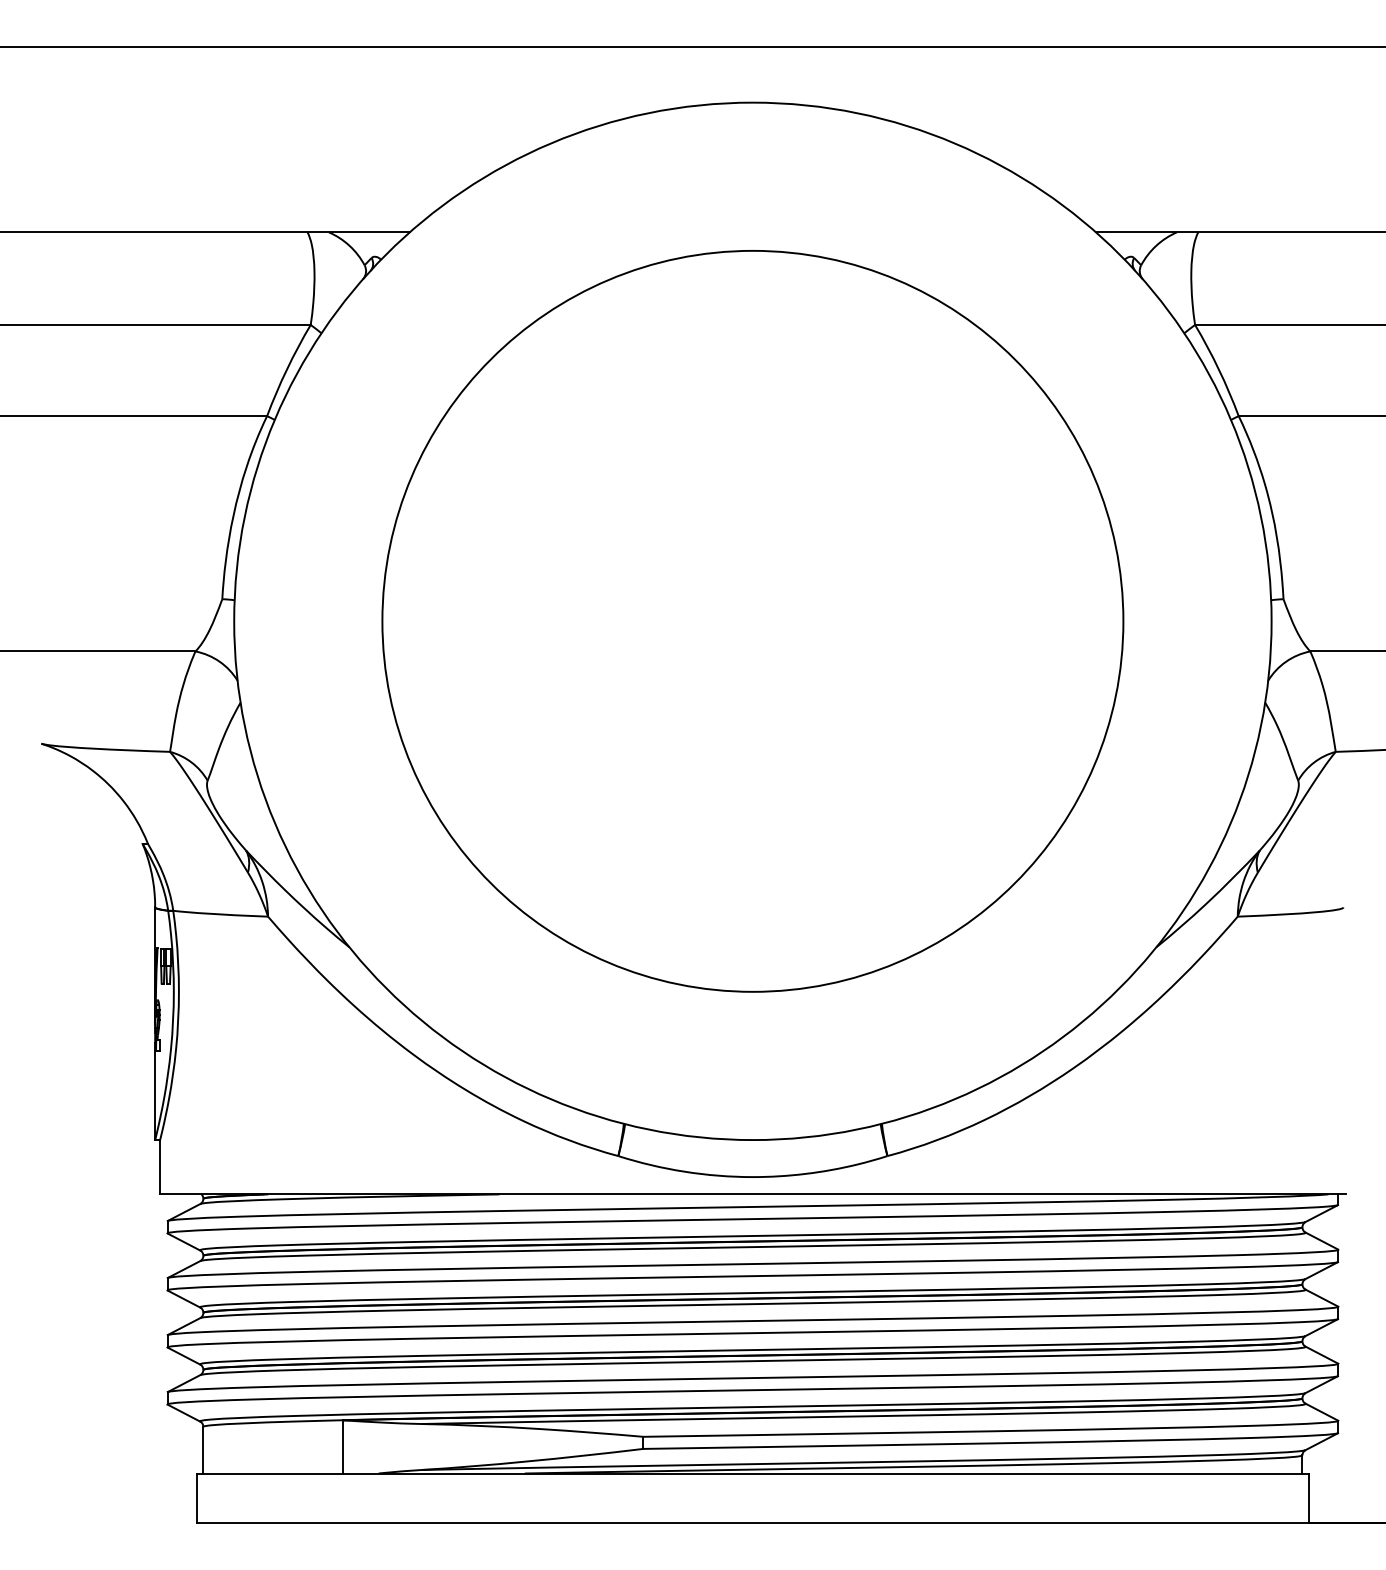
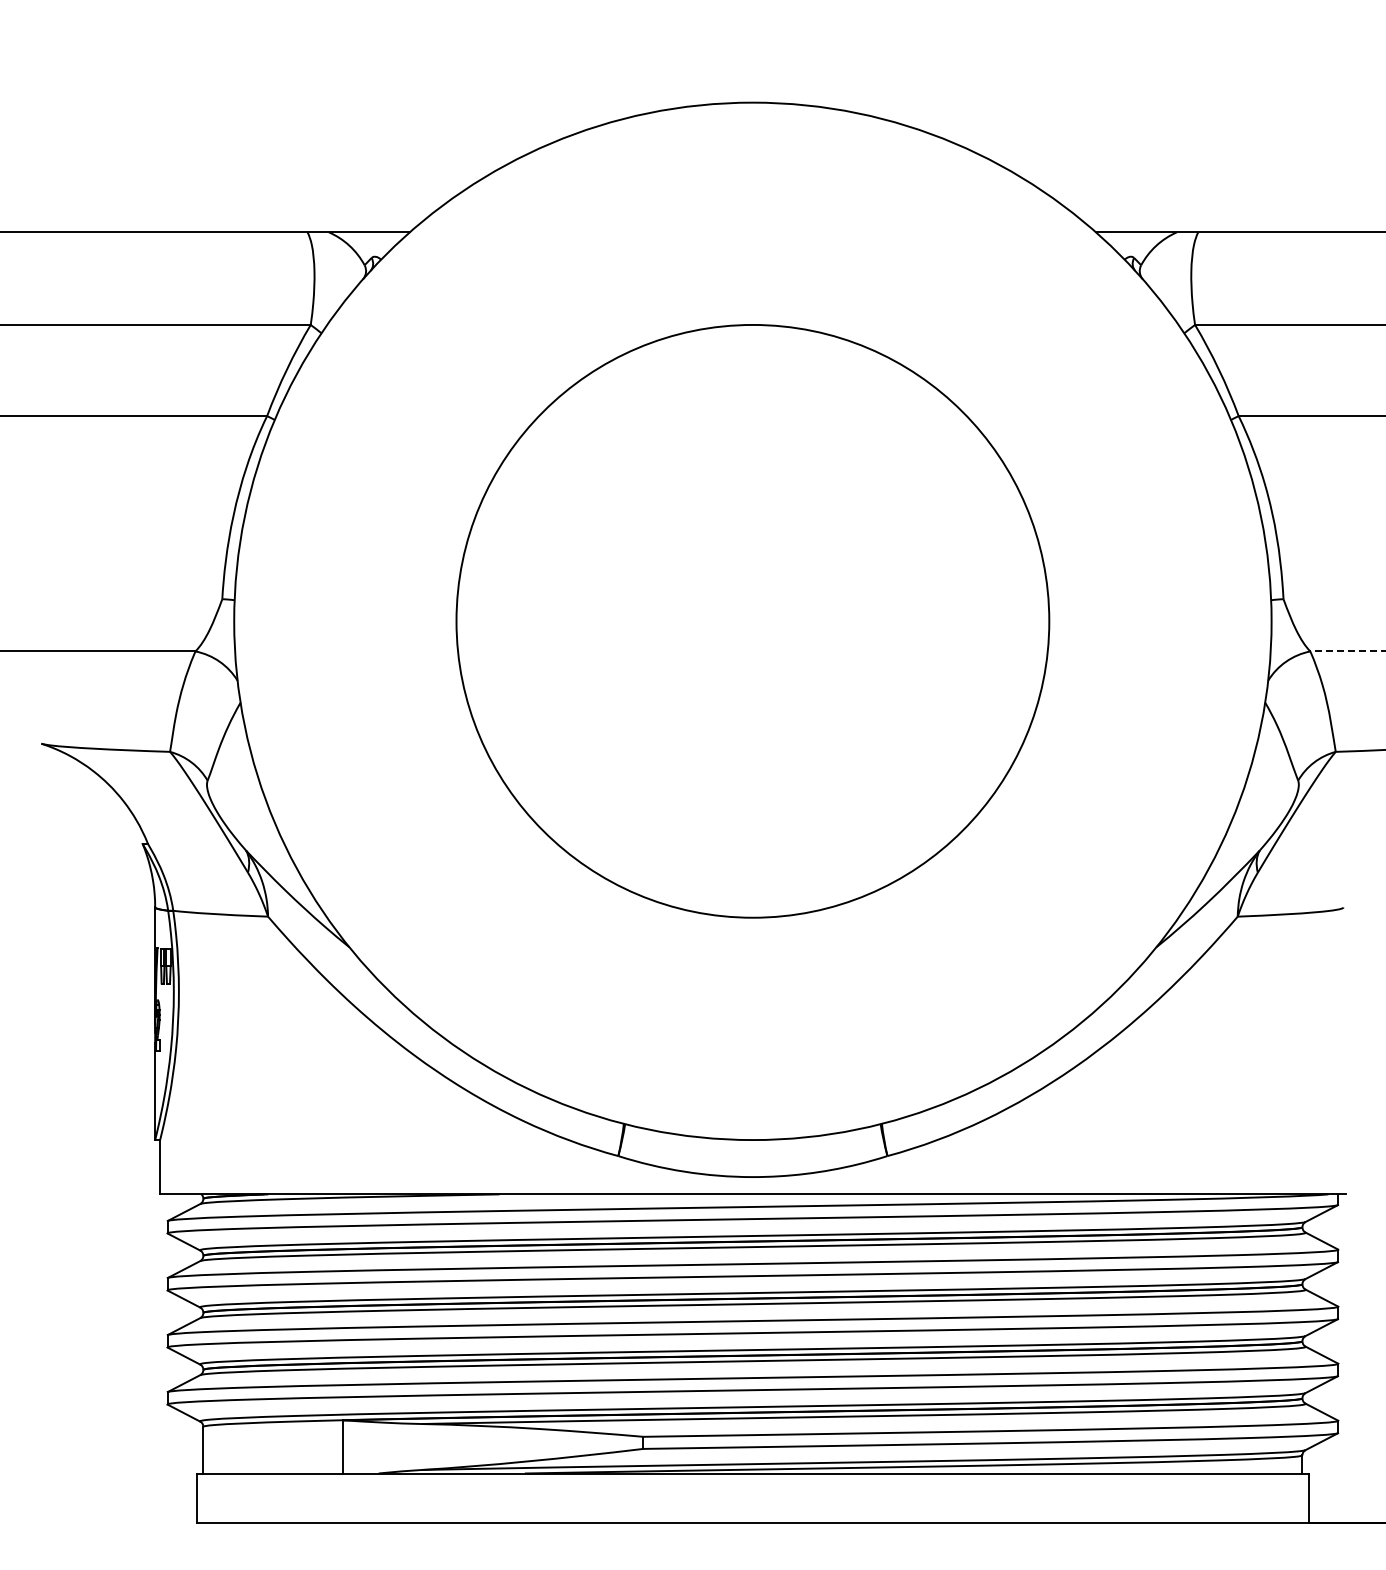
line: present -> none (692, 47)
circle diameter: 741 px -> 593 px (752, 620)
line: solid -> dashed (1347, 651)
